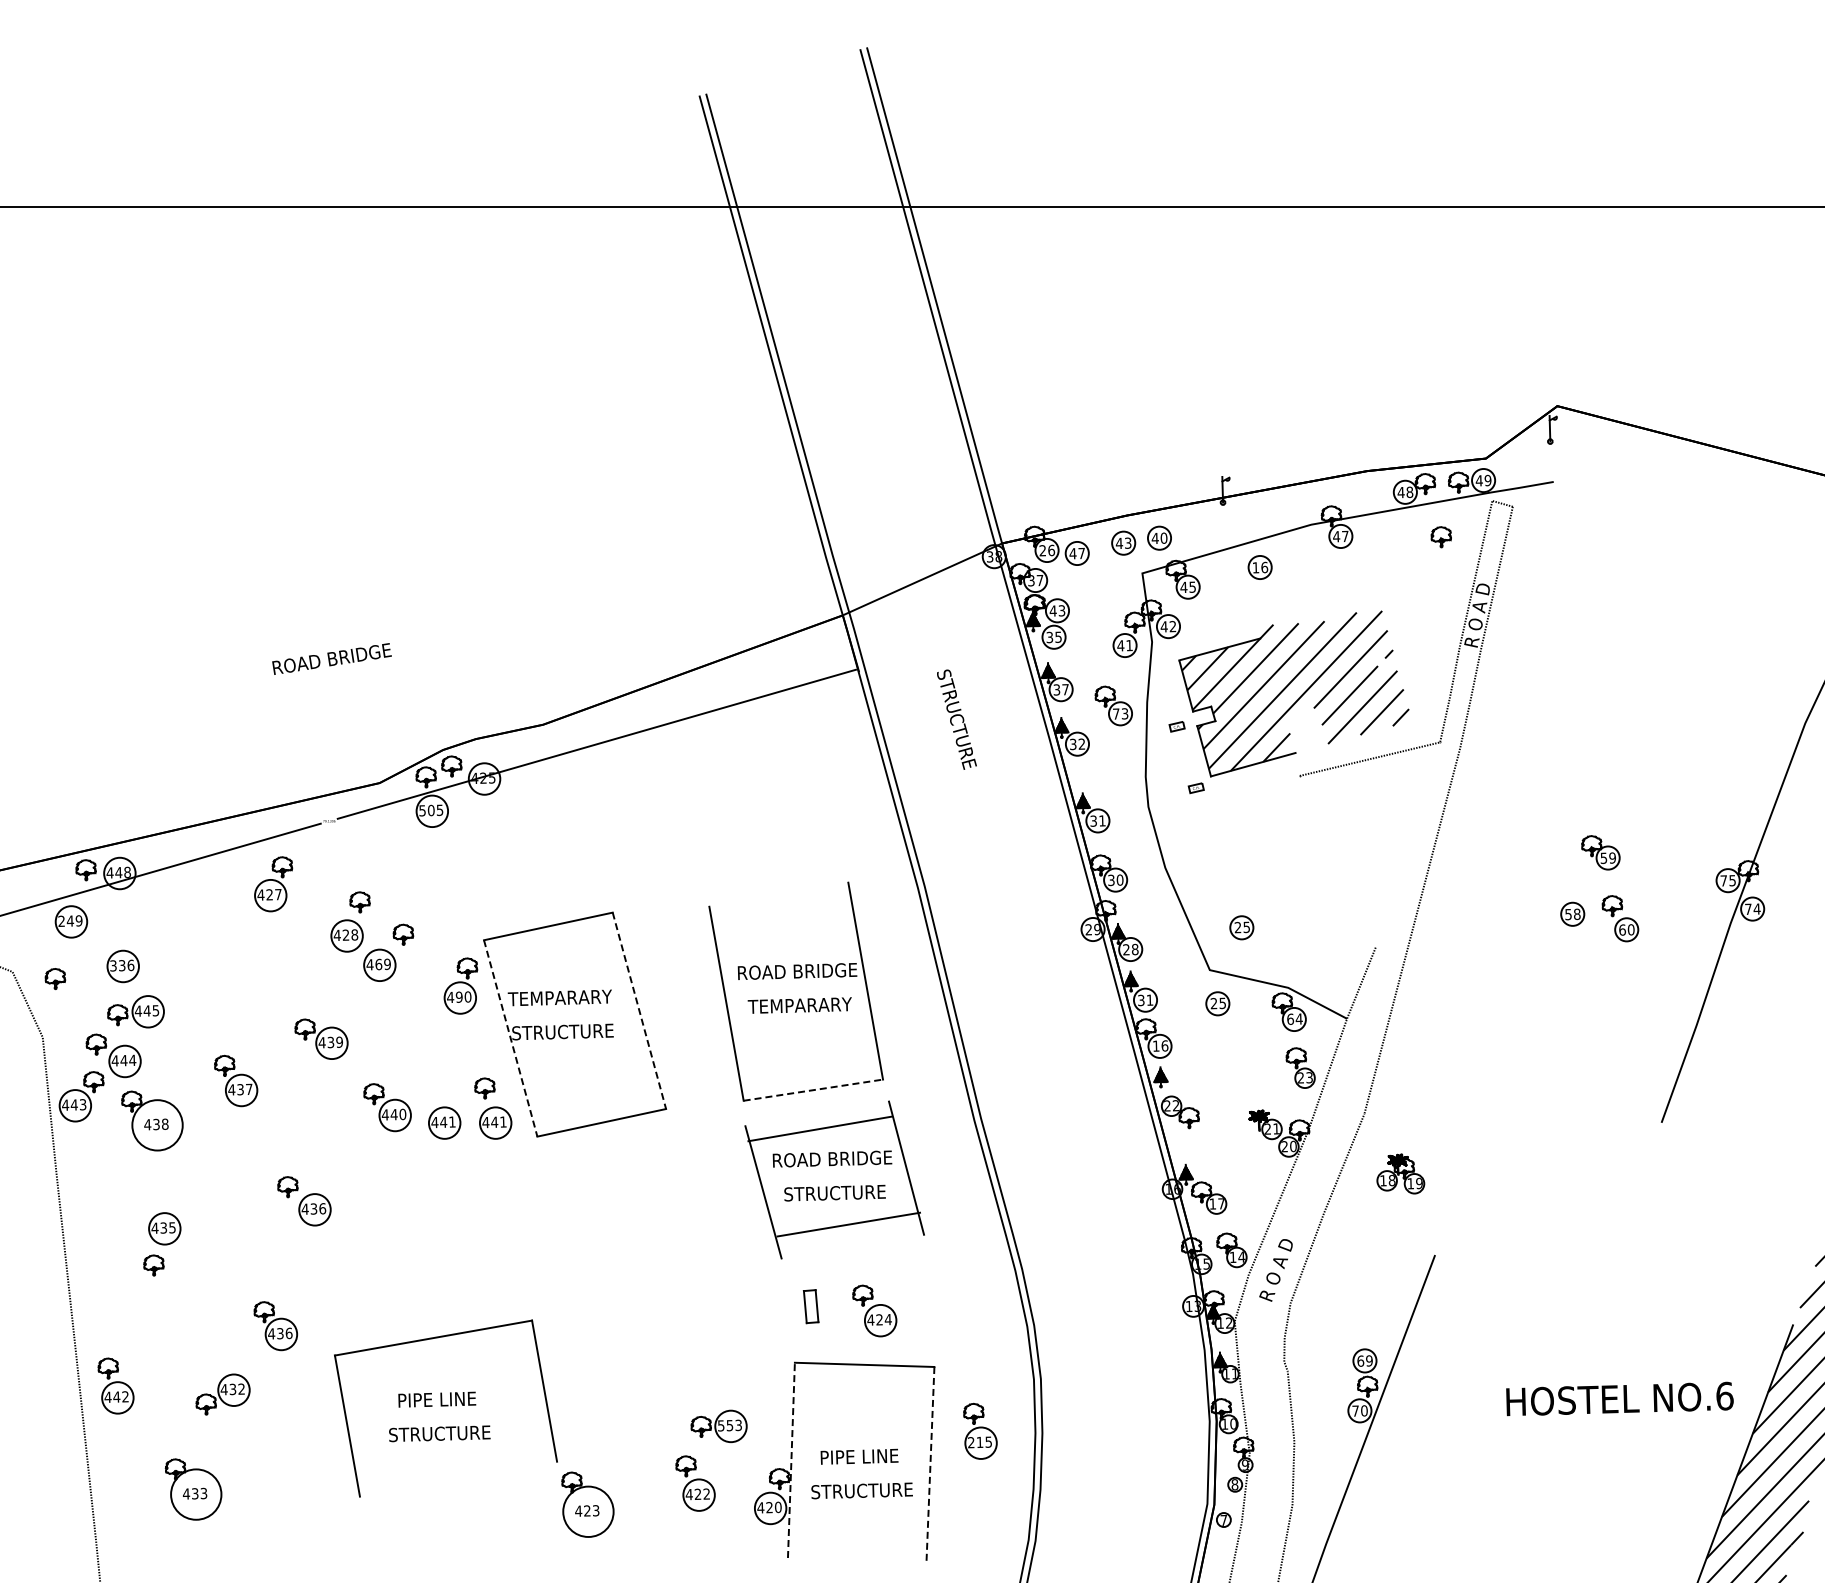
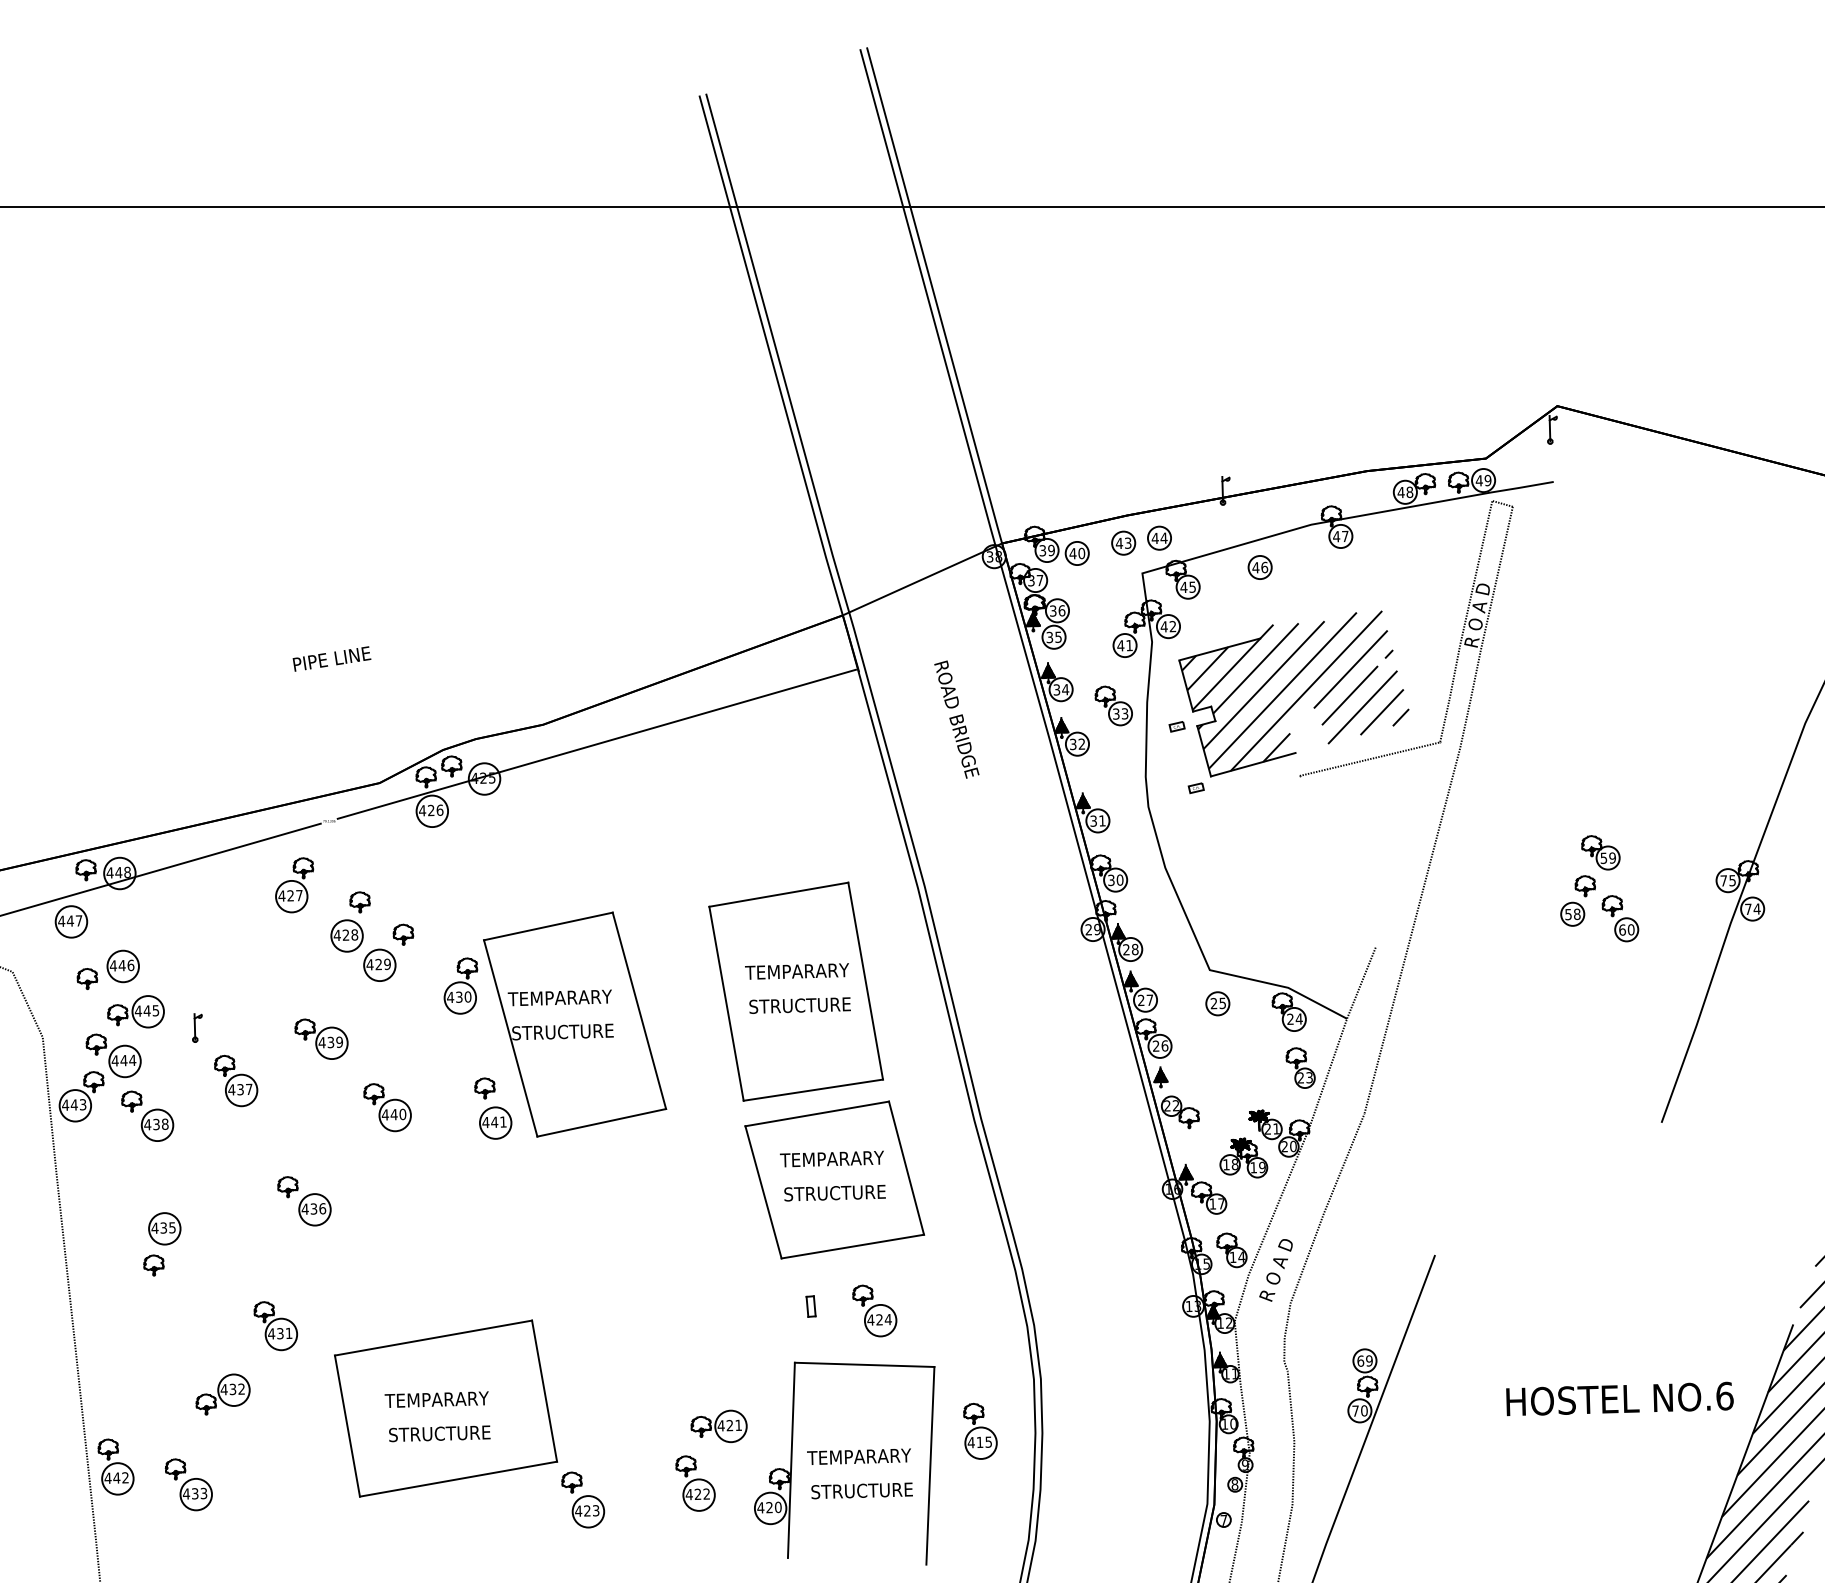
text: 40 -> 44 (1163, 537)
part position: (1440, 537) -> (1584, 886) (1584, 886)
text: 26 -> 39 (1047, 550)
text: 47 -> 40 (1081, 553)
text: 16 -> 46 (1255, 567)
text: 43 -> 36 (1057, 610)
text: ROAD BRIDGE -> PIPE LINE (331, 658)
text: 37 -> 34 (1065, 689)
text: 73 -> 33 (1116, 713)
text: STRUCTURE -> ROAD BRIDGE (956, 719)
text: 505 -> 426 (431, 810)
part position: (273, 884) -> (294, 885) (294, 885)
line: none -> present (778, 894)
text: 249 -> 447 (70, 920)
part: present -> none (1241, 927)
text: 469 -> 429 (378, 964)
text: 336 -> 446 (117, 965)
text: ROAD BRIDGE -> TEMPARARY (797, 971)
part position: (55, 979) -> (87, 979) (87, 979)
text: 490 -> 430 (458, 996)
text: 31 -> 27 (1145, 1000)
text: TEMPARARY -> STRUCTURE (799, 1005)
line: dashed -> solid (639, 1010)
text: 64 -> 24 (1290, 1018)
part: none -> present (197, 1027)
line: dashed -> solid (510, 1038)
text: 16 -> 26 (1155, 1045)
line: dashed -> solid (813, 1090)
part: present -> none (444, 1122)
circle diameter: 50 px -> 31 px (157, 1125)
line position: (820, 1128) -> (817, 1113) (817, 1113)
text: ROAD BRIDGE -> TEMPARARY (832, 1158)
part position: (1400, 1173) -> (1243, 1157) (1243, 1157)
line position: (848, 1224) -> (852, 1246) (852, 1246)
part size: 18x36 px -> 12x23 px (810, 1306)
text: 436 -> 431 (288, 1333)
part position: (115, 1385) -> (115, 1466) (115, 1466)
text: PIPE LINE -> TEMPARARY (436, 1399)
text: 553 -> 421 (729, 1425)
text: 215 -> 415 (970, 1442)
text: PIPE LINE -> TEMPARARY (858, 1456)
line: dashed -> solid (791, 1460)
line: dashed -> solid (930, 1465)
line: none -> present (458, 1478)
circle diameter: 50 px -> 31 px (196, 1494)
circle diameter: 50 px -> 31 px (588, 1511)
